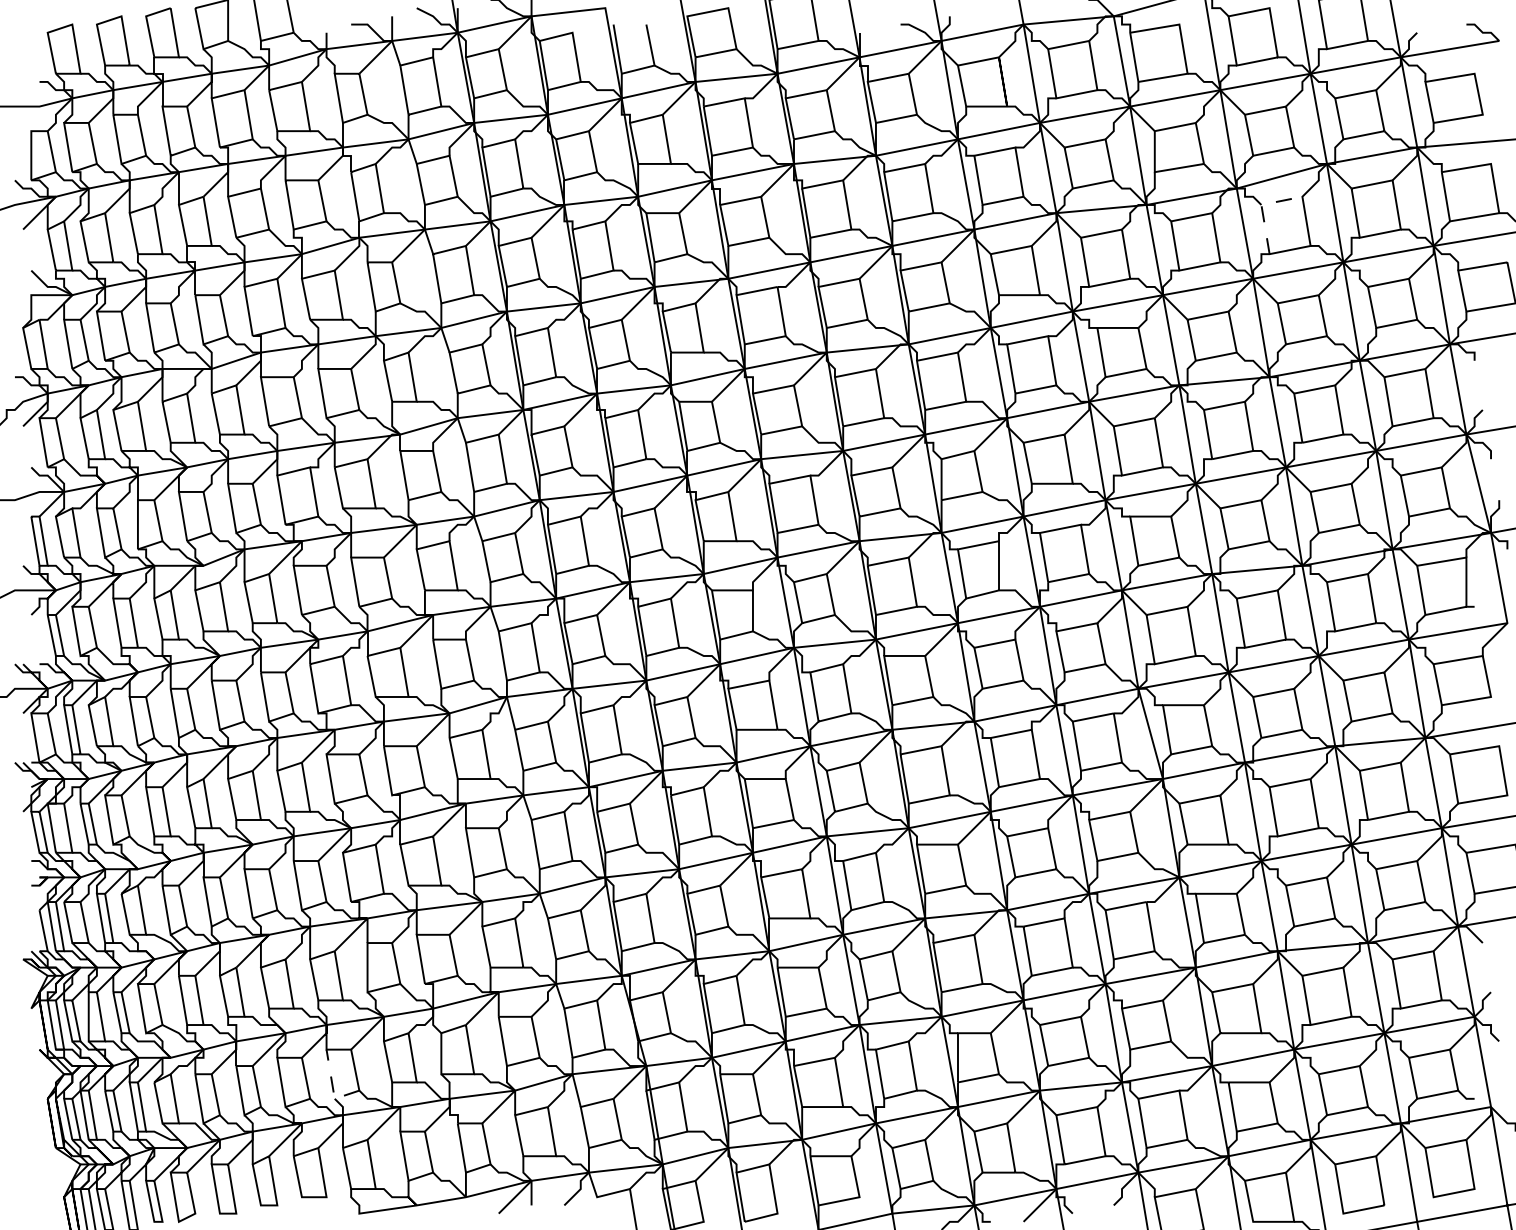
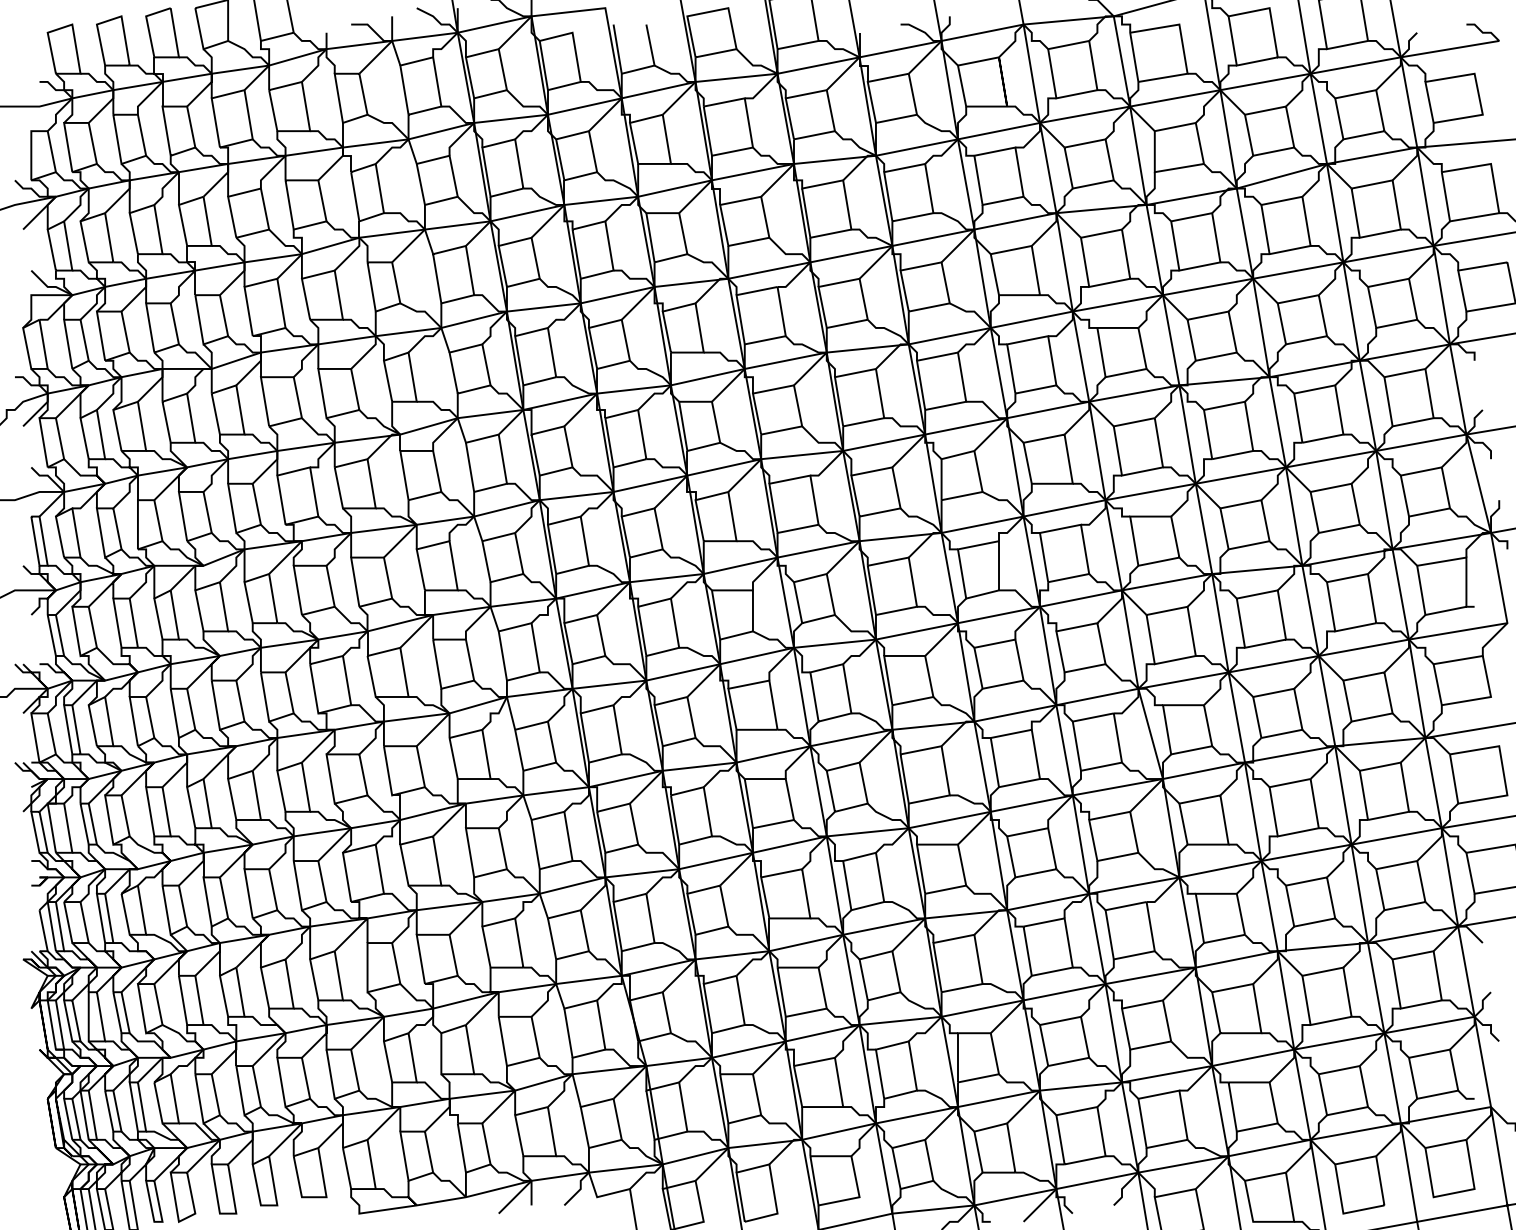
line: dashed -> solid (1261, 207)
line: dashed -> solid (332, 1087)
